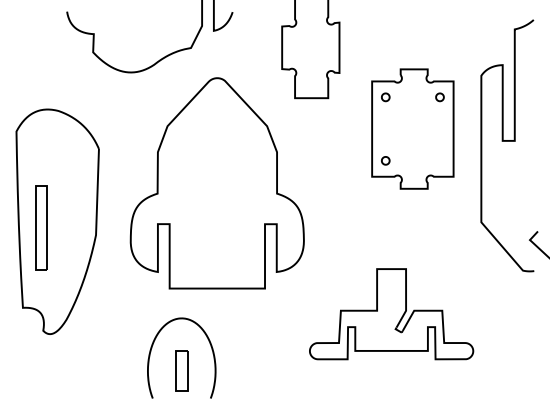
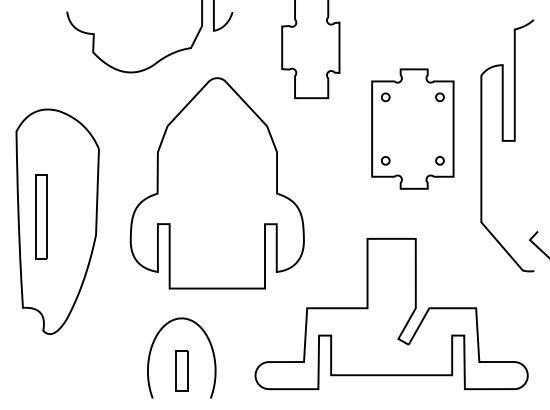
part: none -> present (439, 160)
part position: (41, 227) -> (41, 216) (41, 216)
part size: 166x93 px -> 275x153 px (391, 314)
